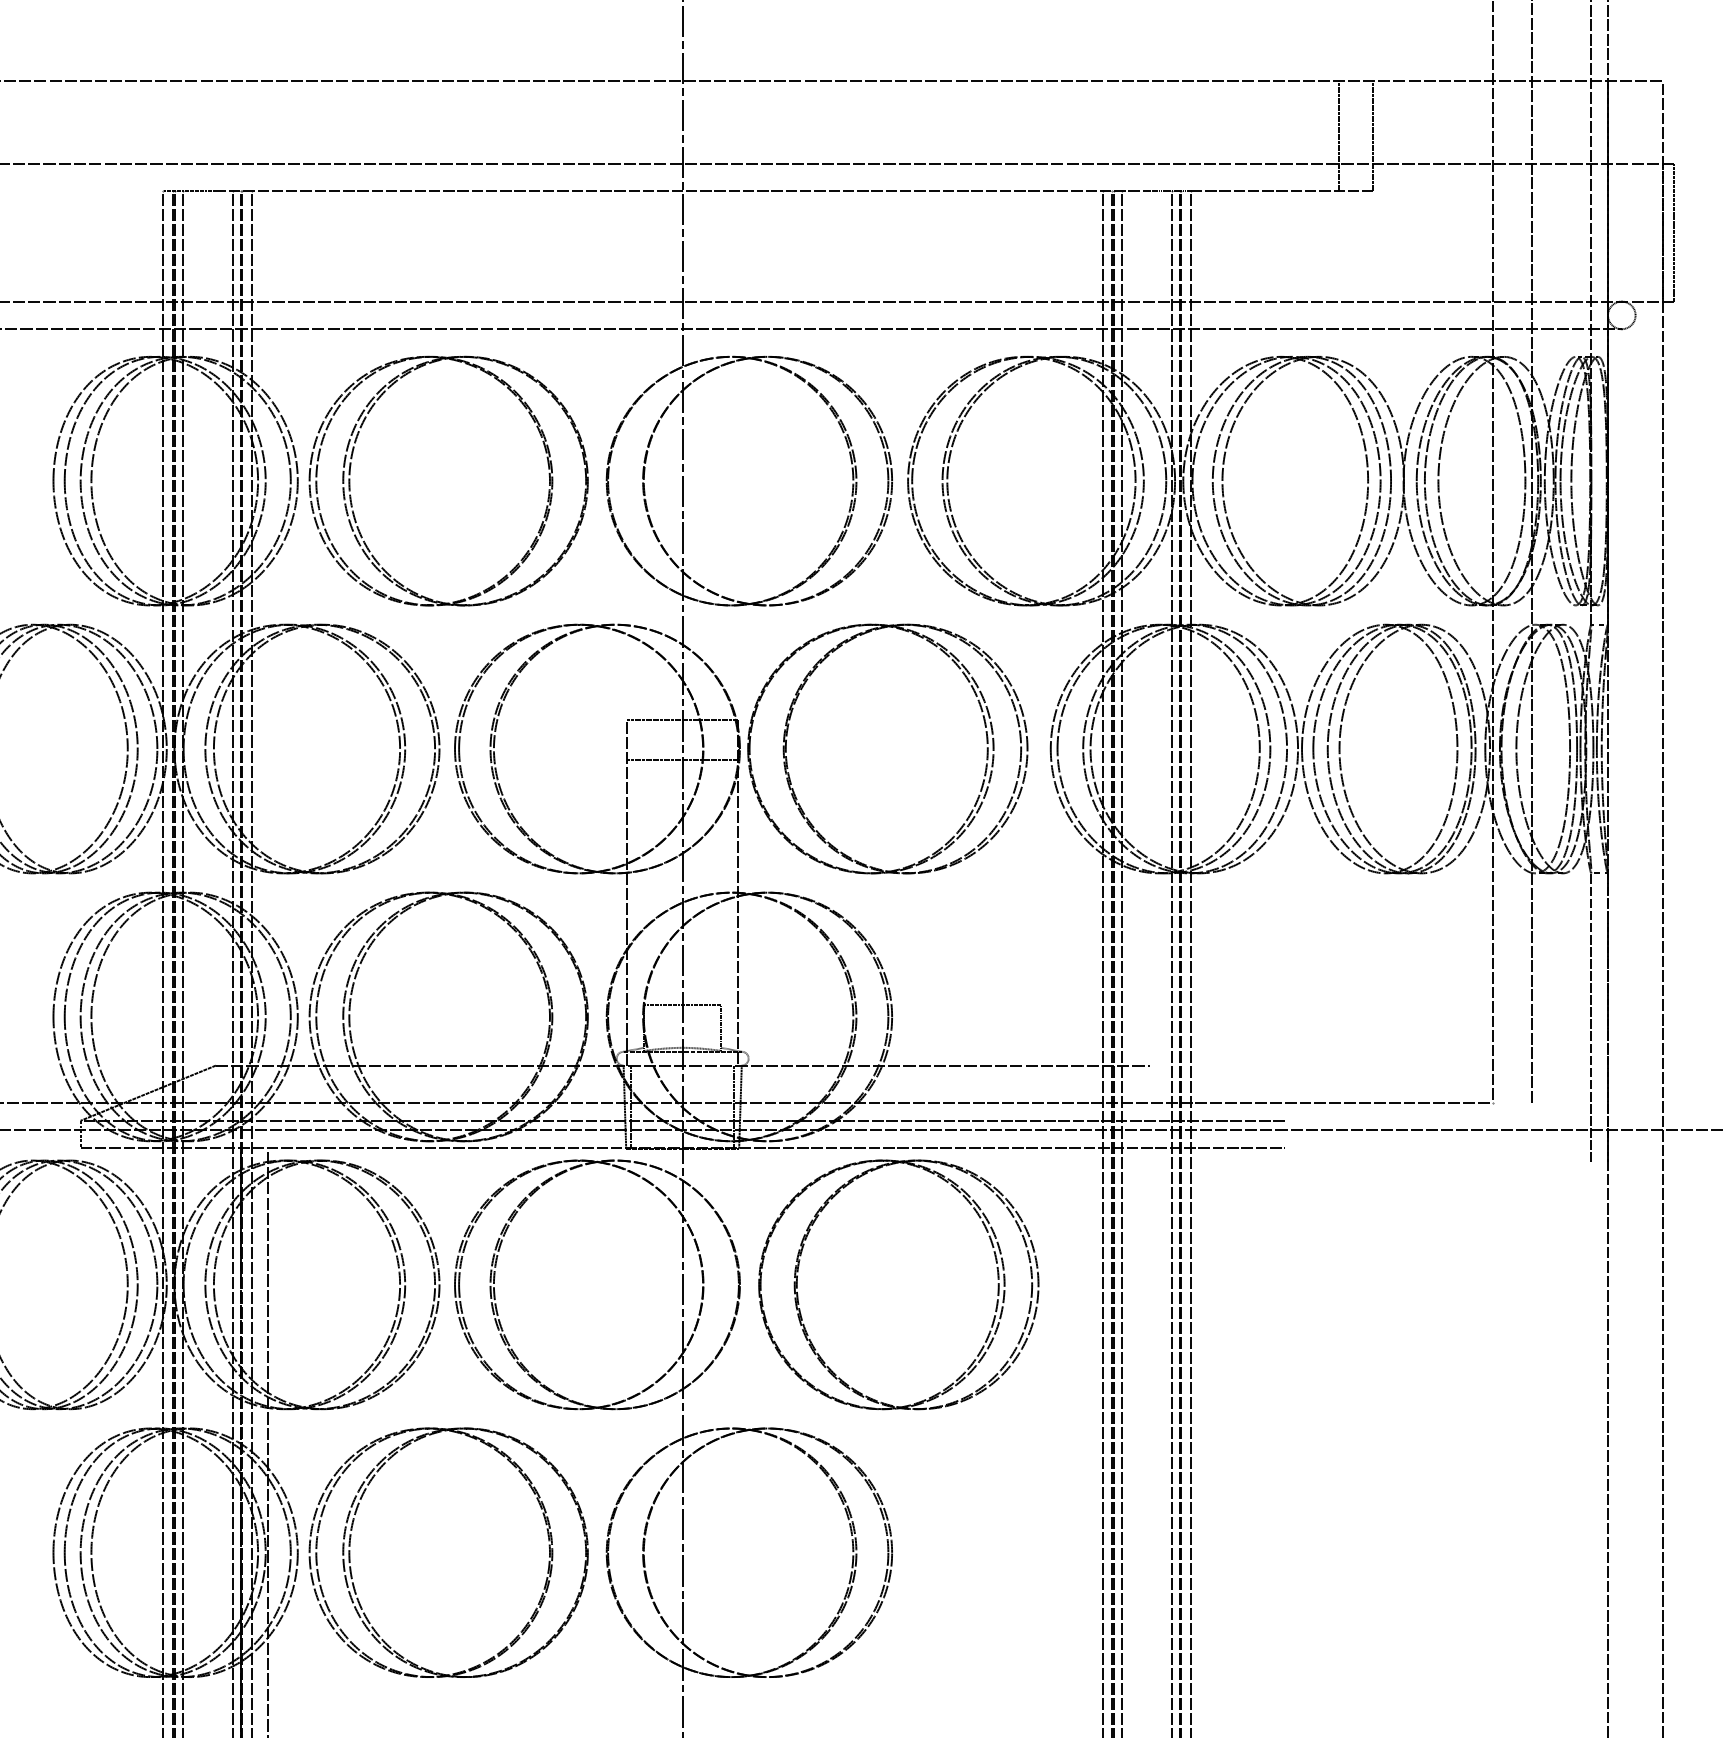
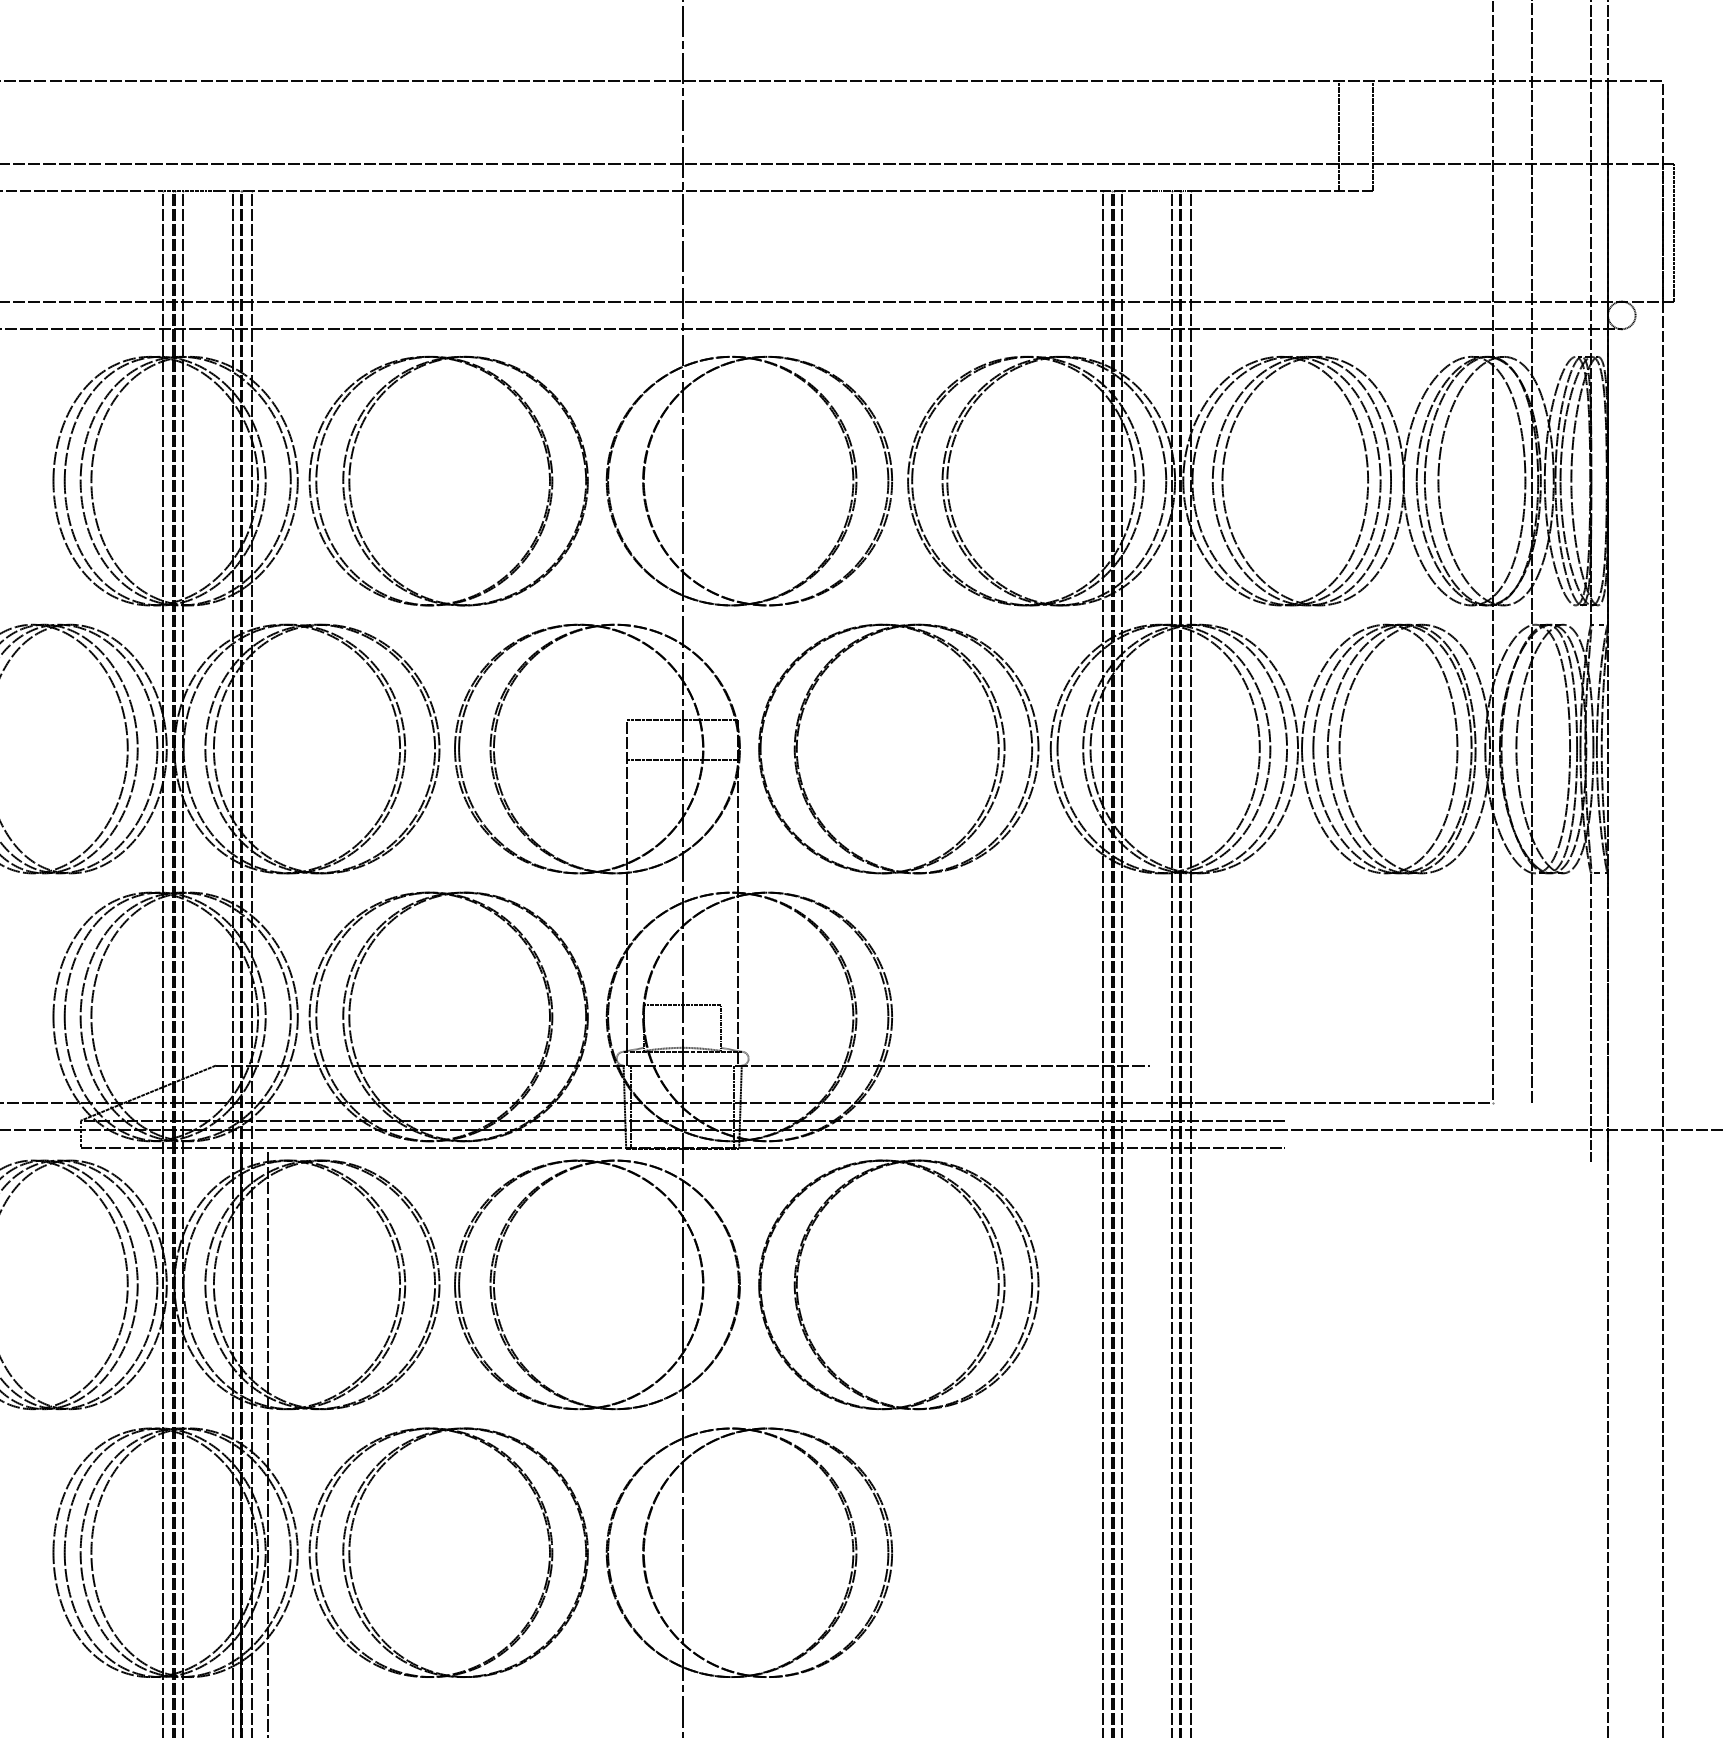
line: none -> present (82, 191)
part position: (986, 748) -> (997, 748) (997, 748)
